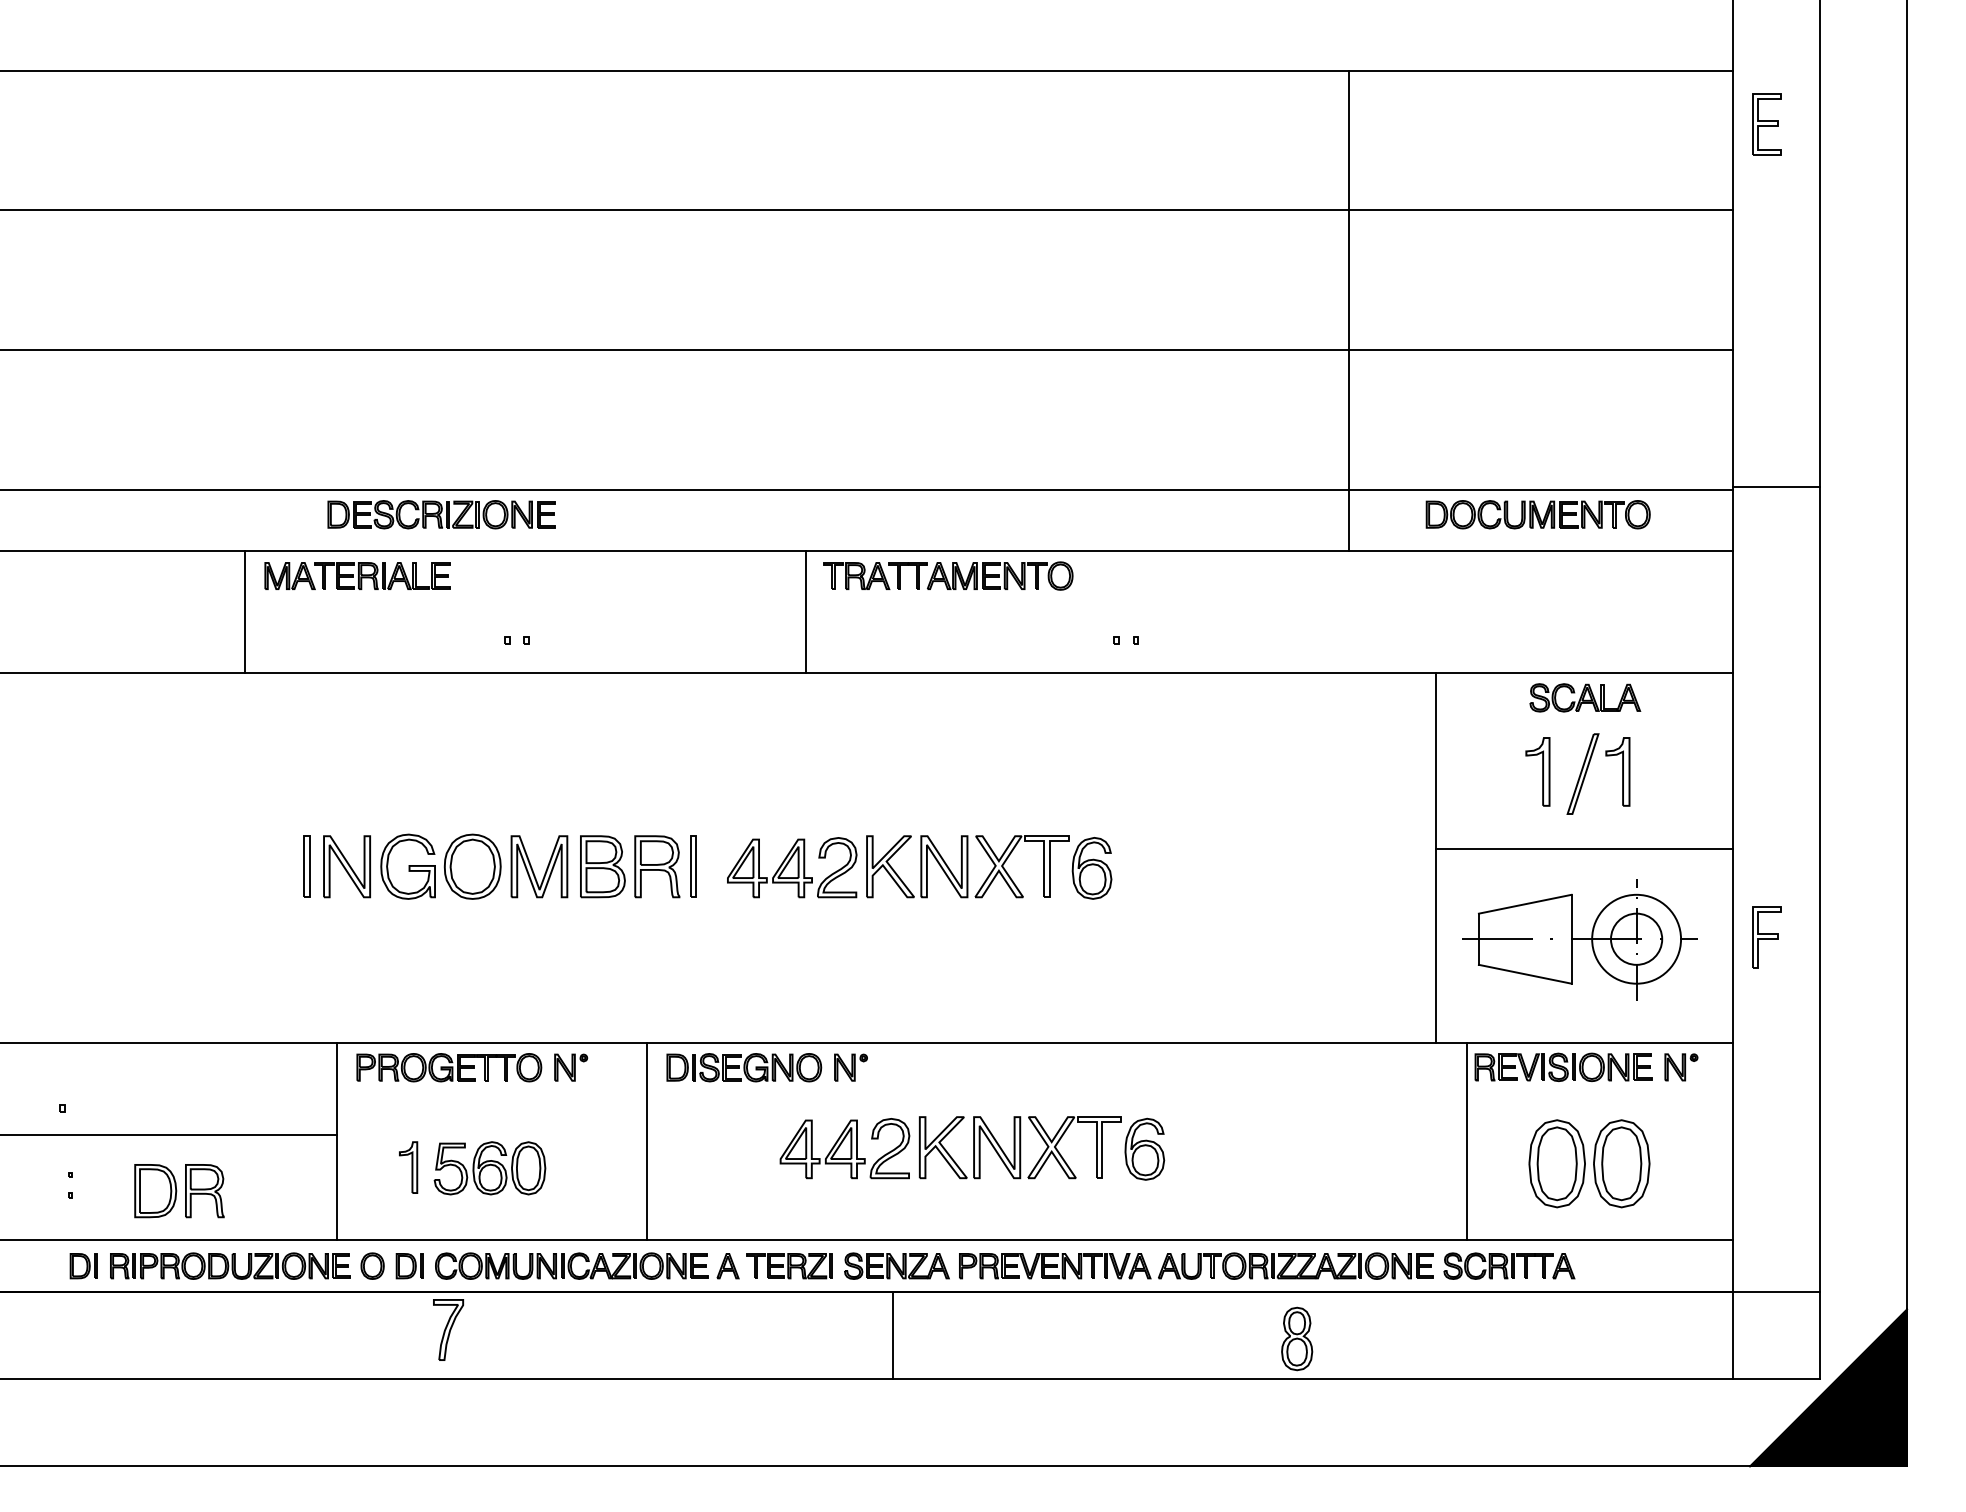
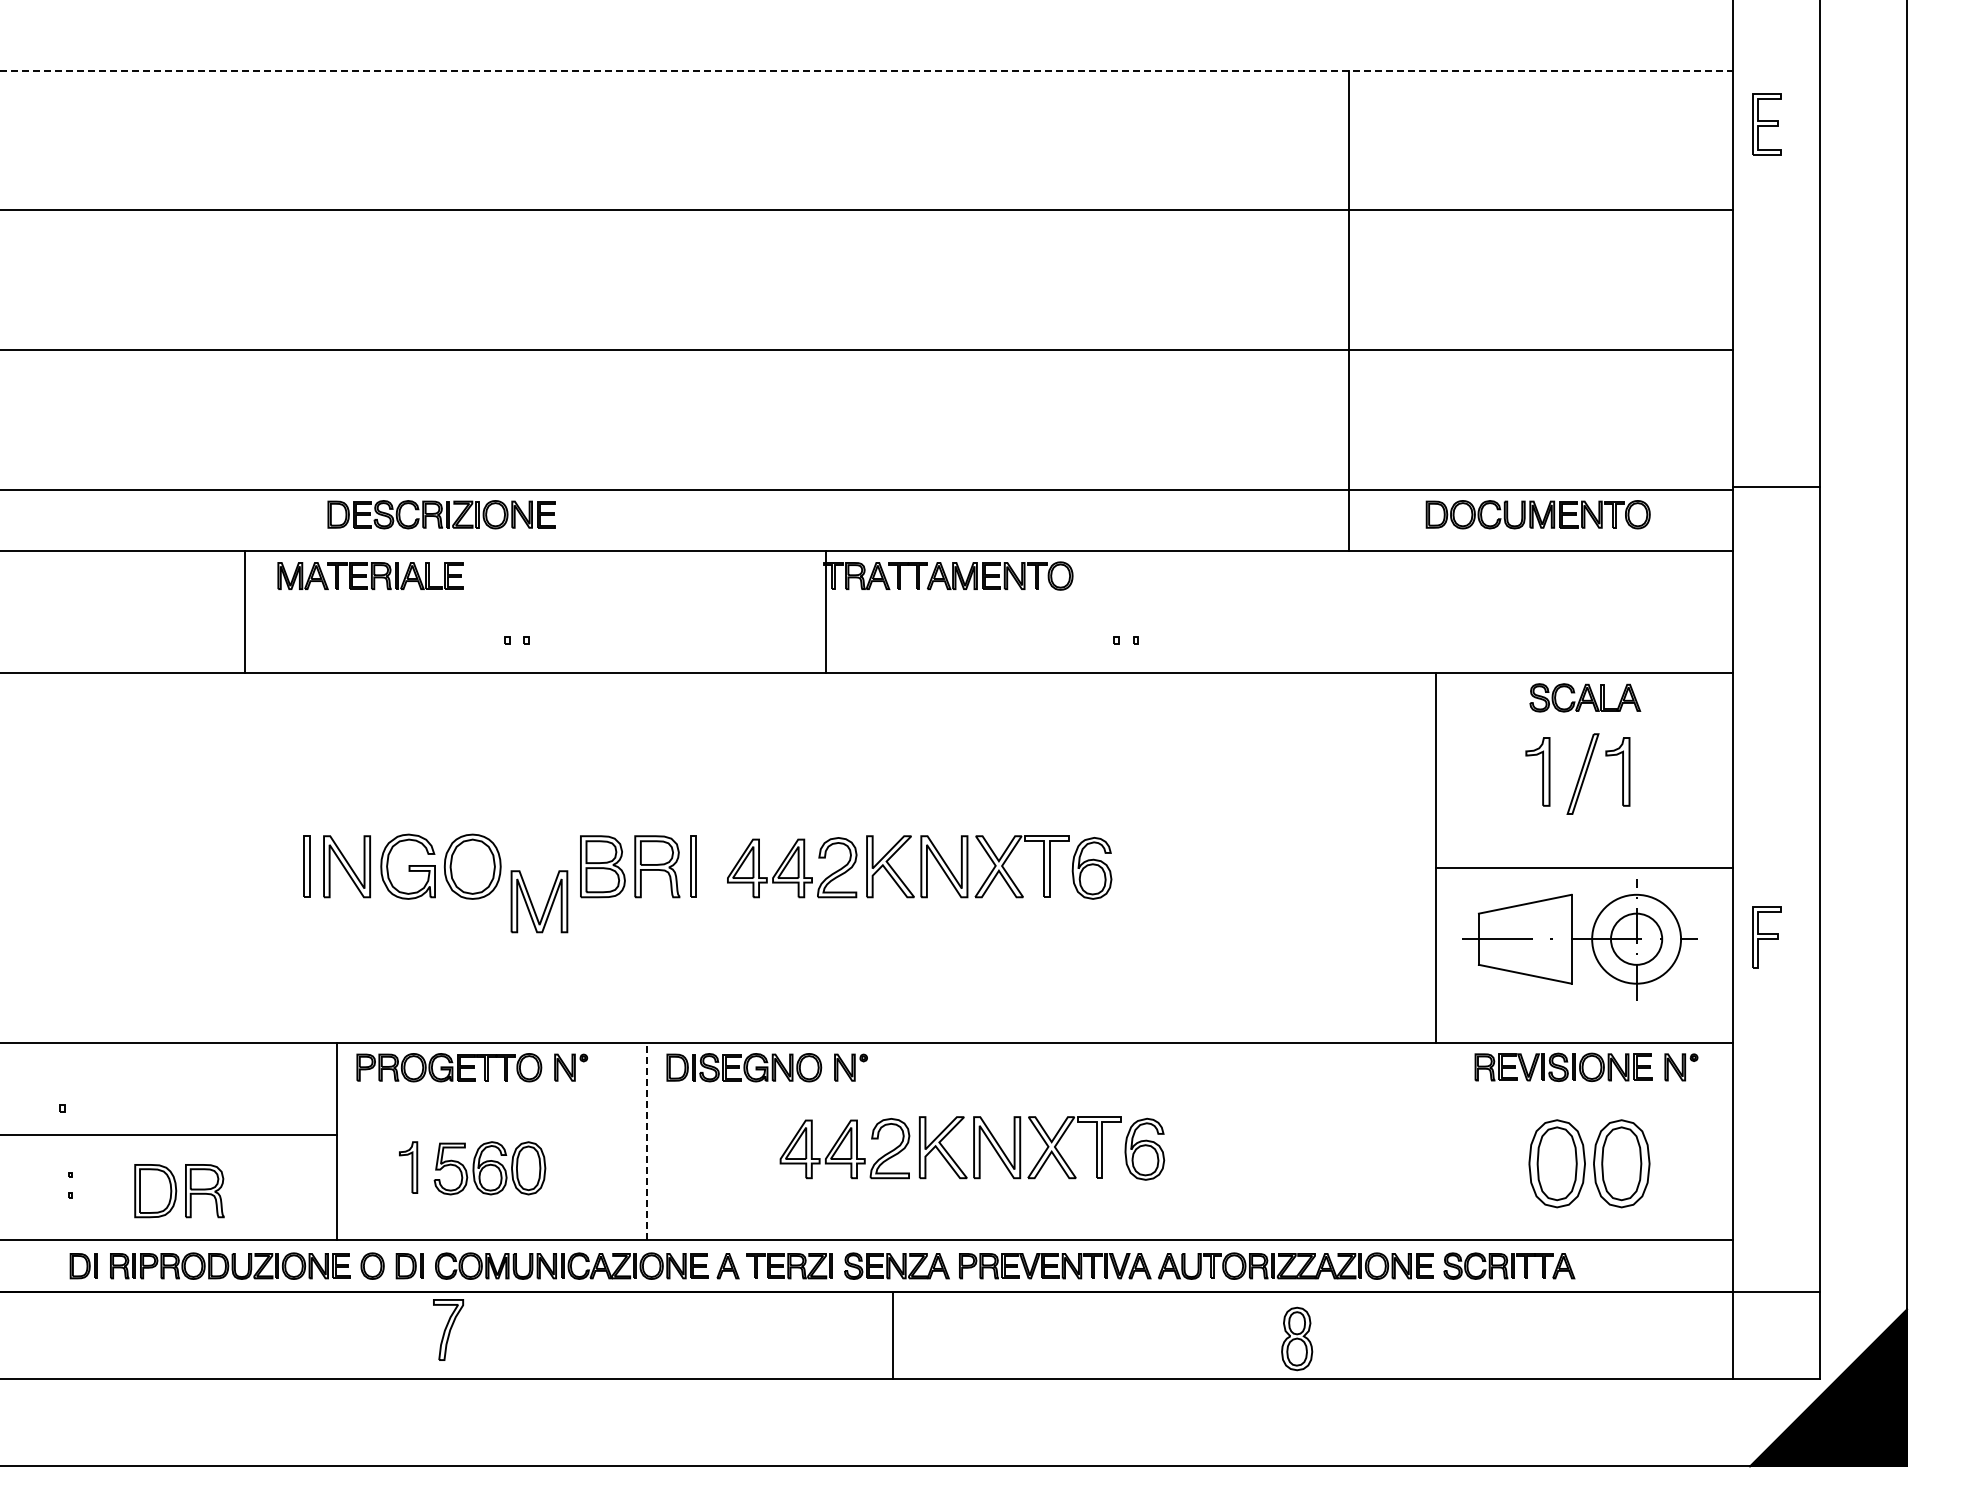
line: solid -> dashed (866, 70)
part position: (357, 575) -> (370, 575) (370, 575)
line position: (806, 611) -> (826, 611) (826, 611)
line position: (1584, 849) -> (1584, 868) (1584, 868)
part position: (532, 867) -> (532, 902) (532, 902)
line: present -> none (1467, 1140)
line: solid -> dashed (647, 1141)
